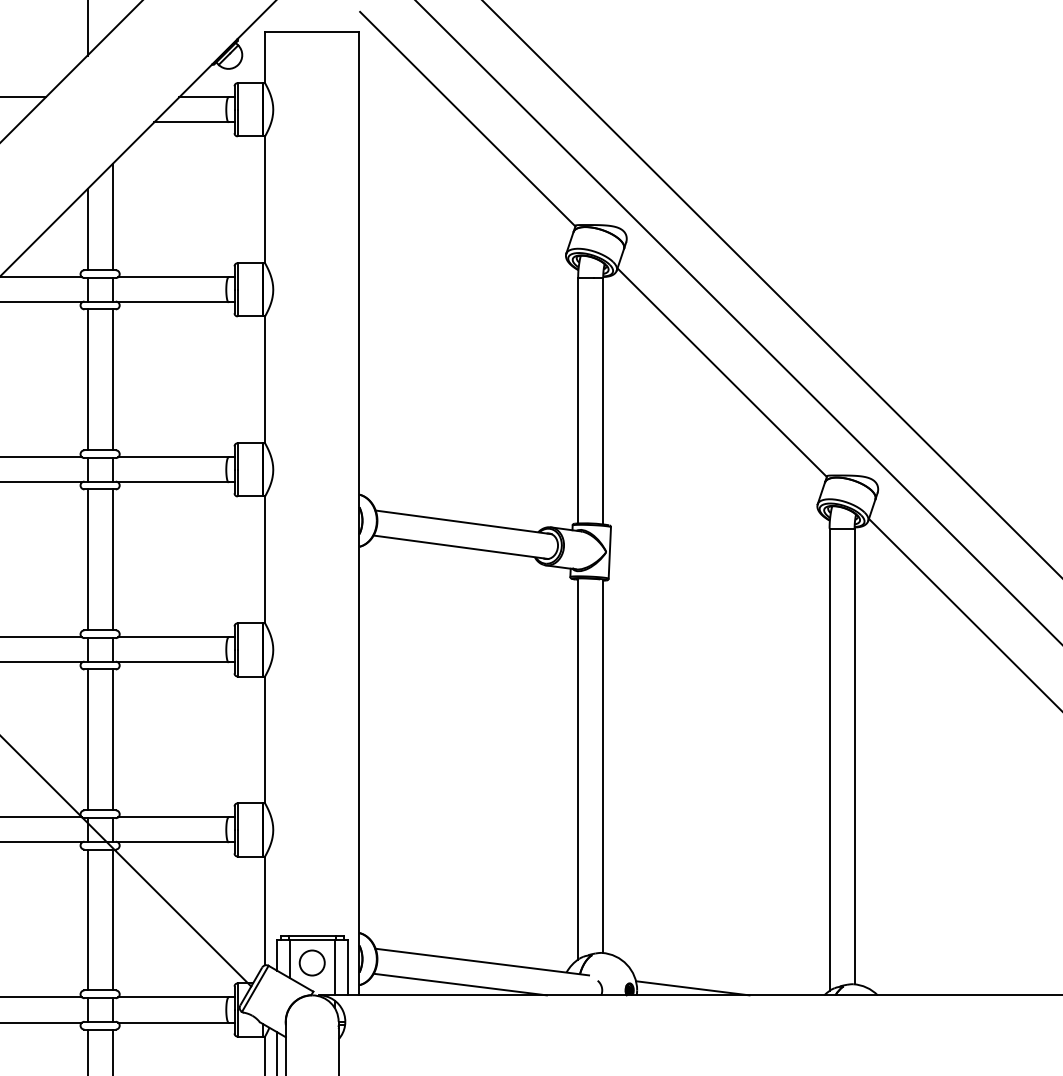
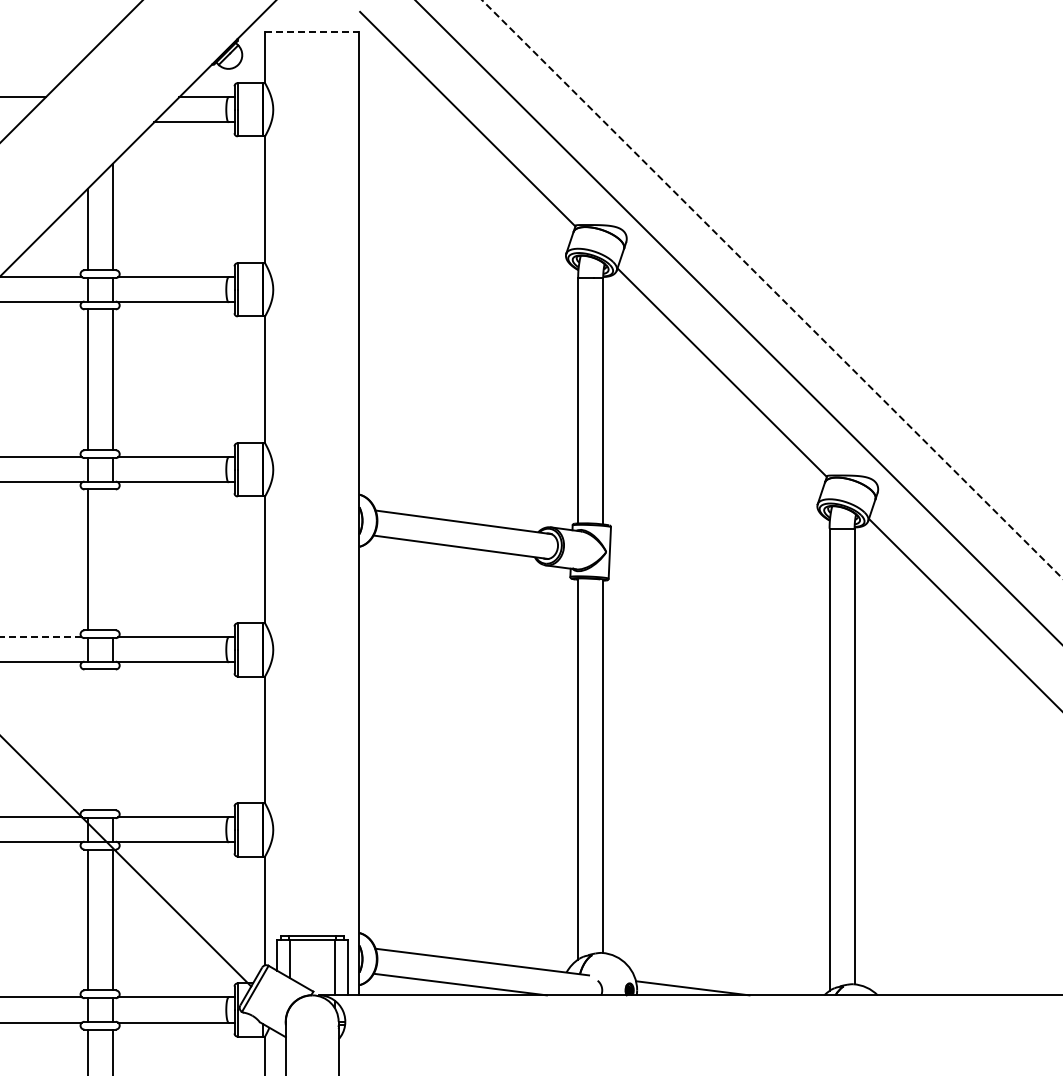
line: present -> none (87, 28)
line: solid -> dashed (312, 32)
line: solid -> dashed (771, 289)
line: present -> none (112, 559)
line: solid -> dashed (41, 637)
line: present -> none (87, 739)
line: present -> none (112, 739)
circle: present -> none (311, 962)
line: present -> none (277, 1052)
